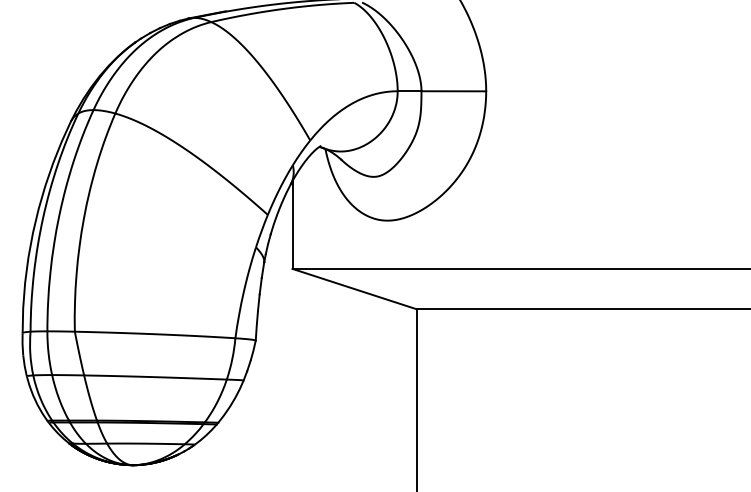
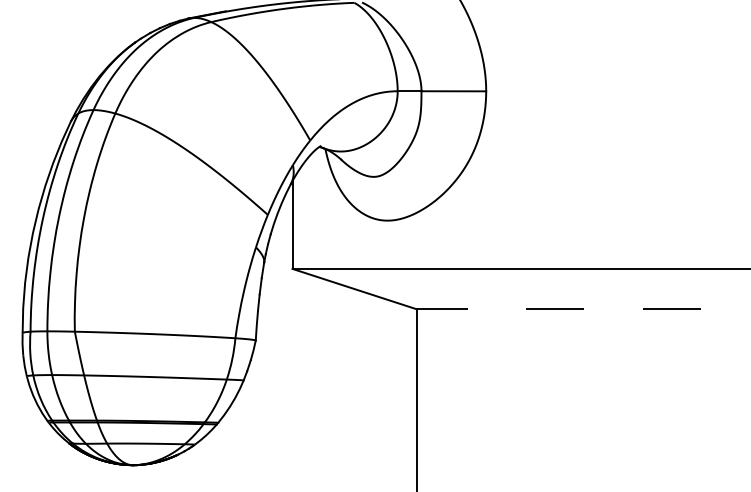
line: solid -> dashed (583, 309)
